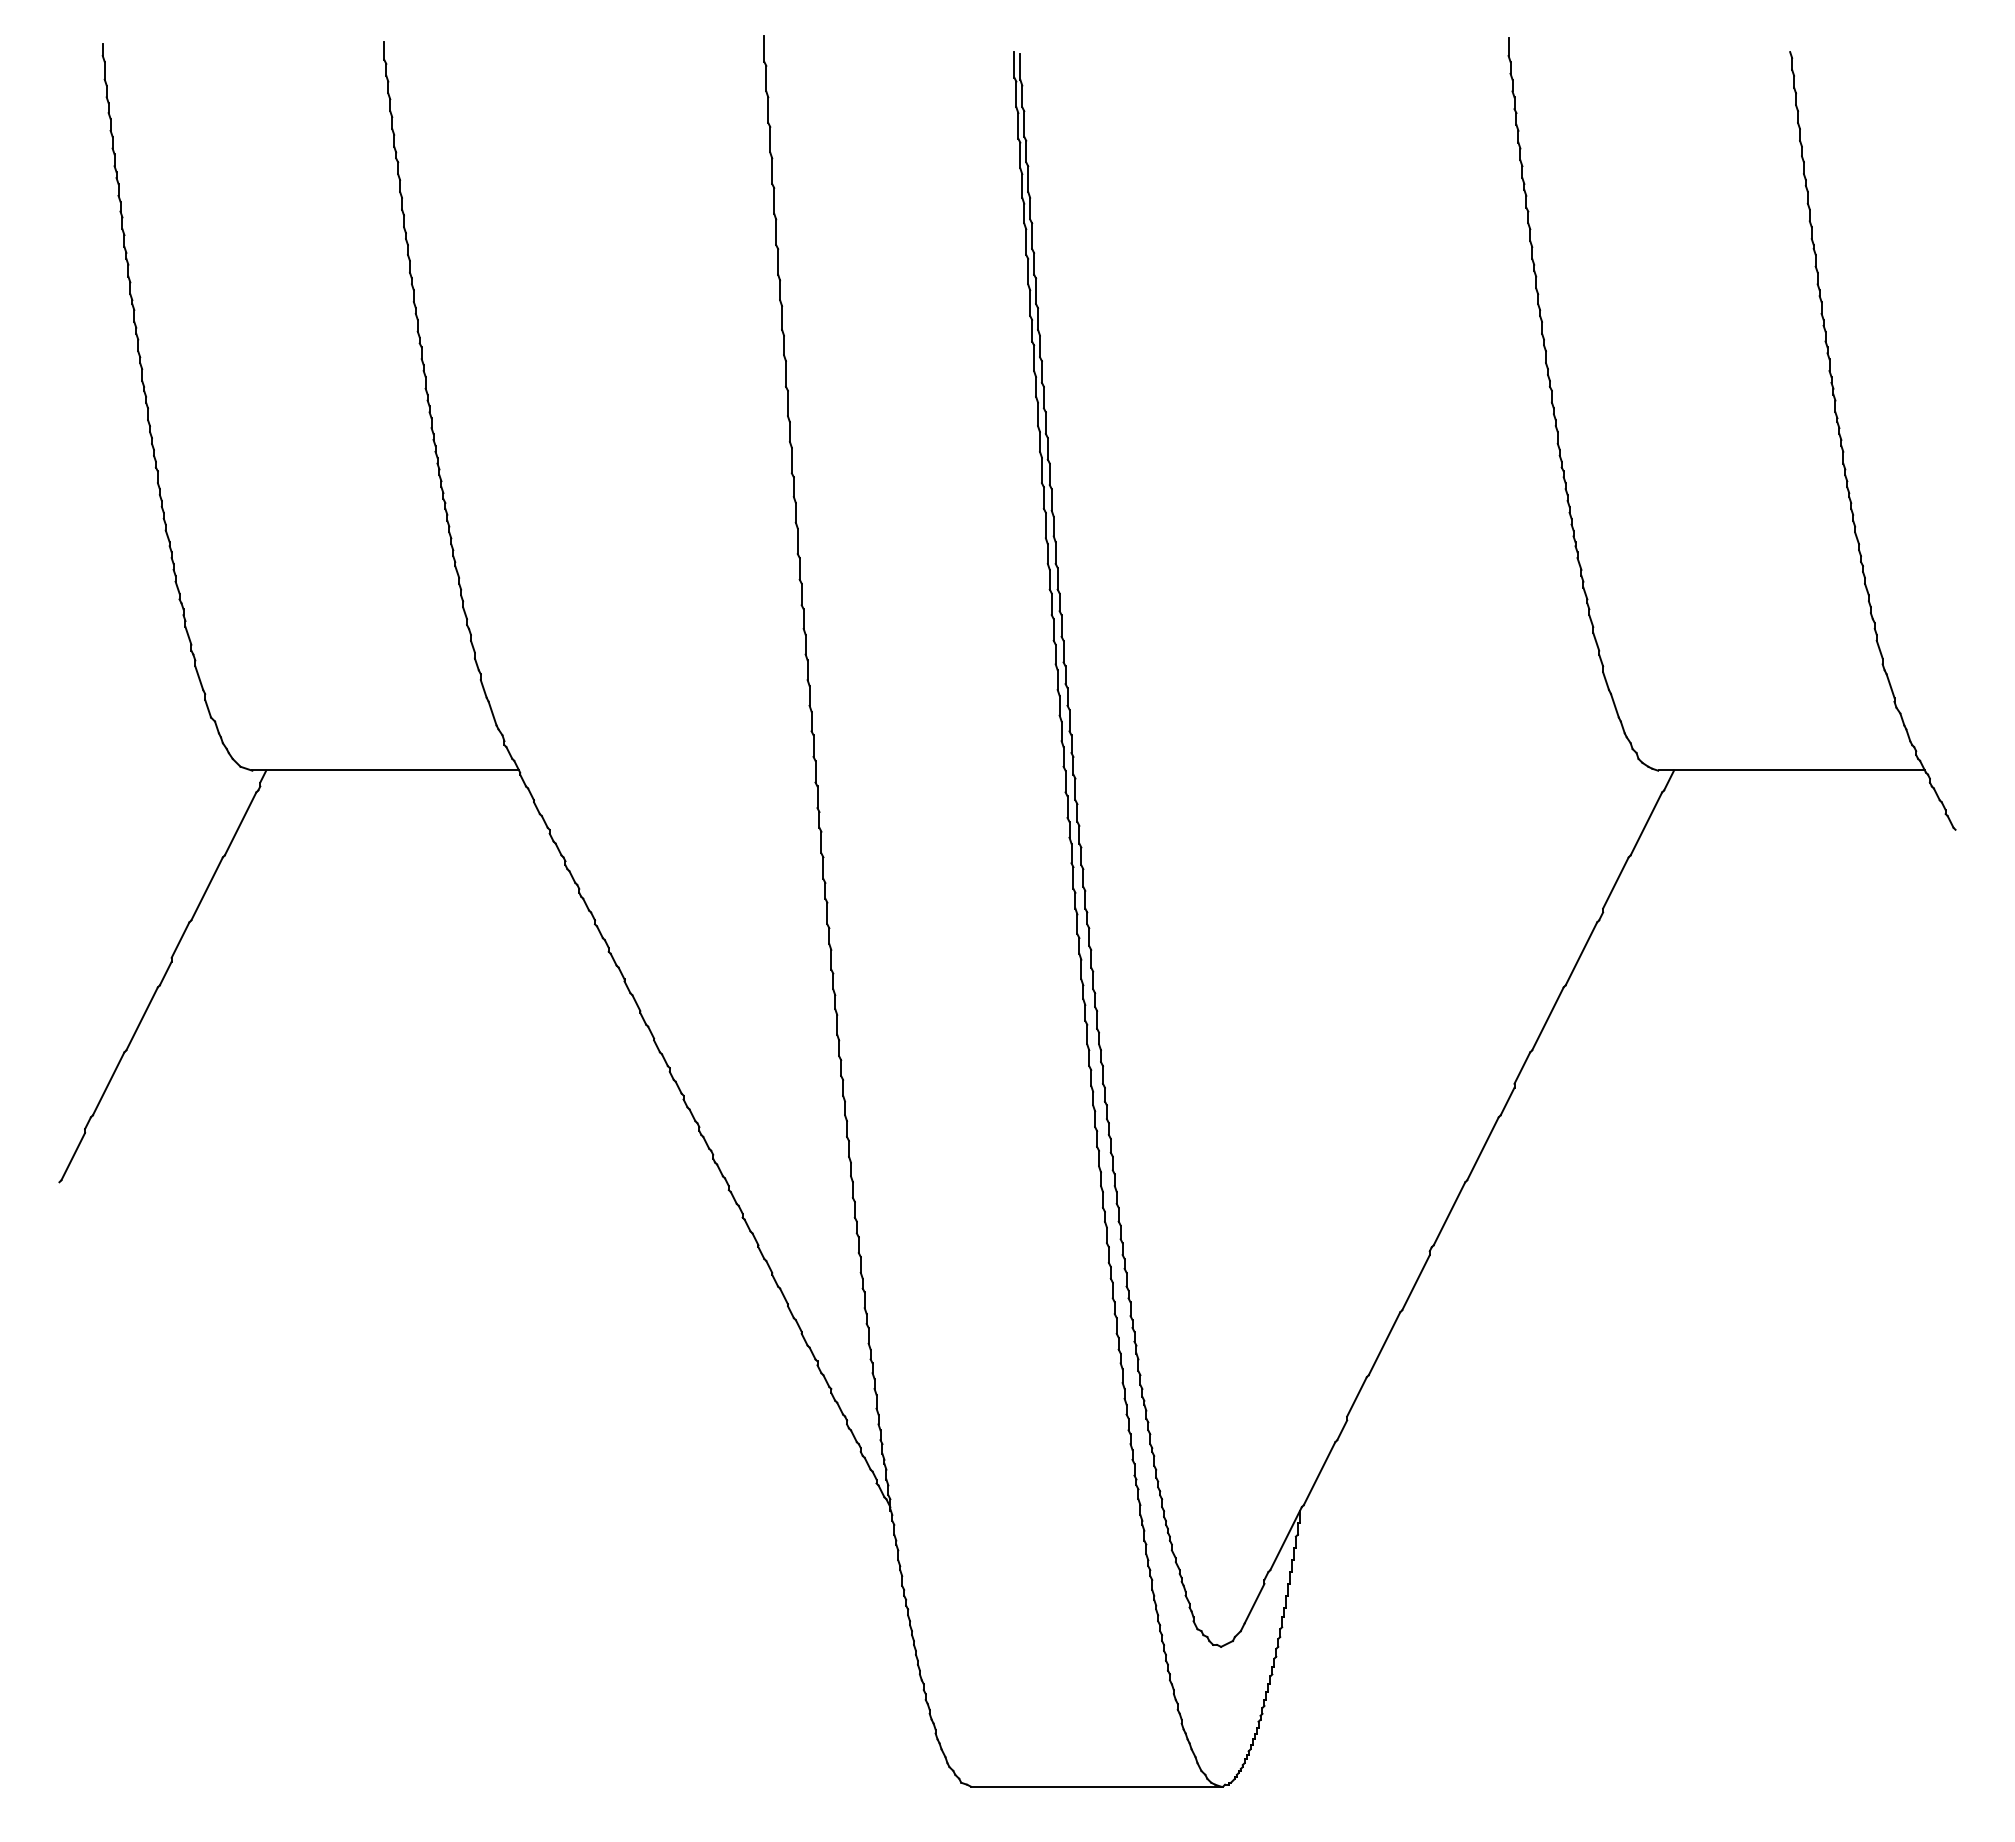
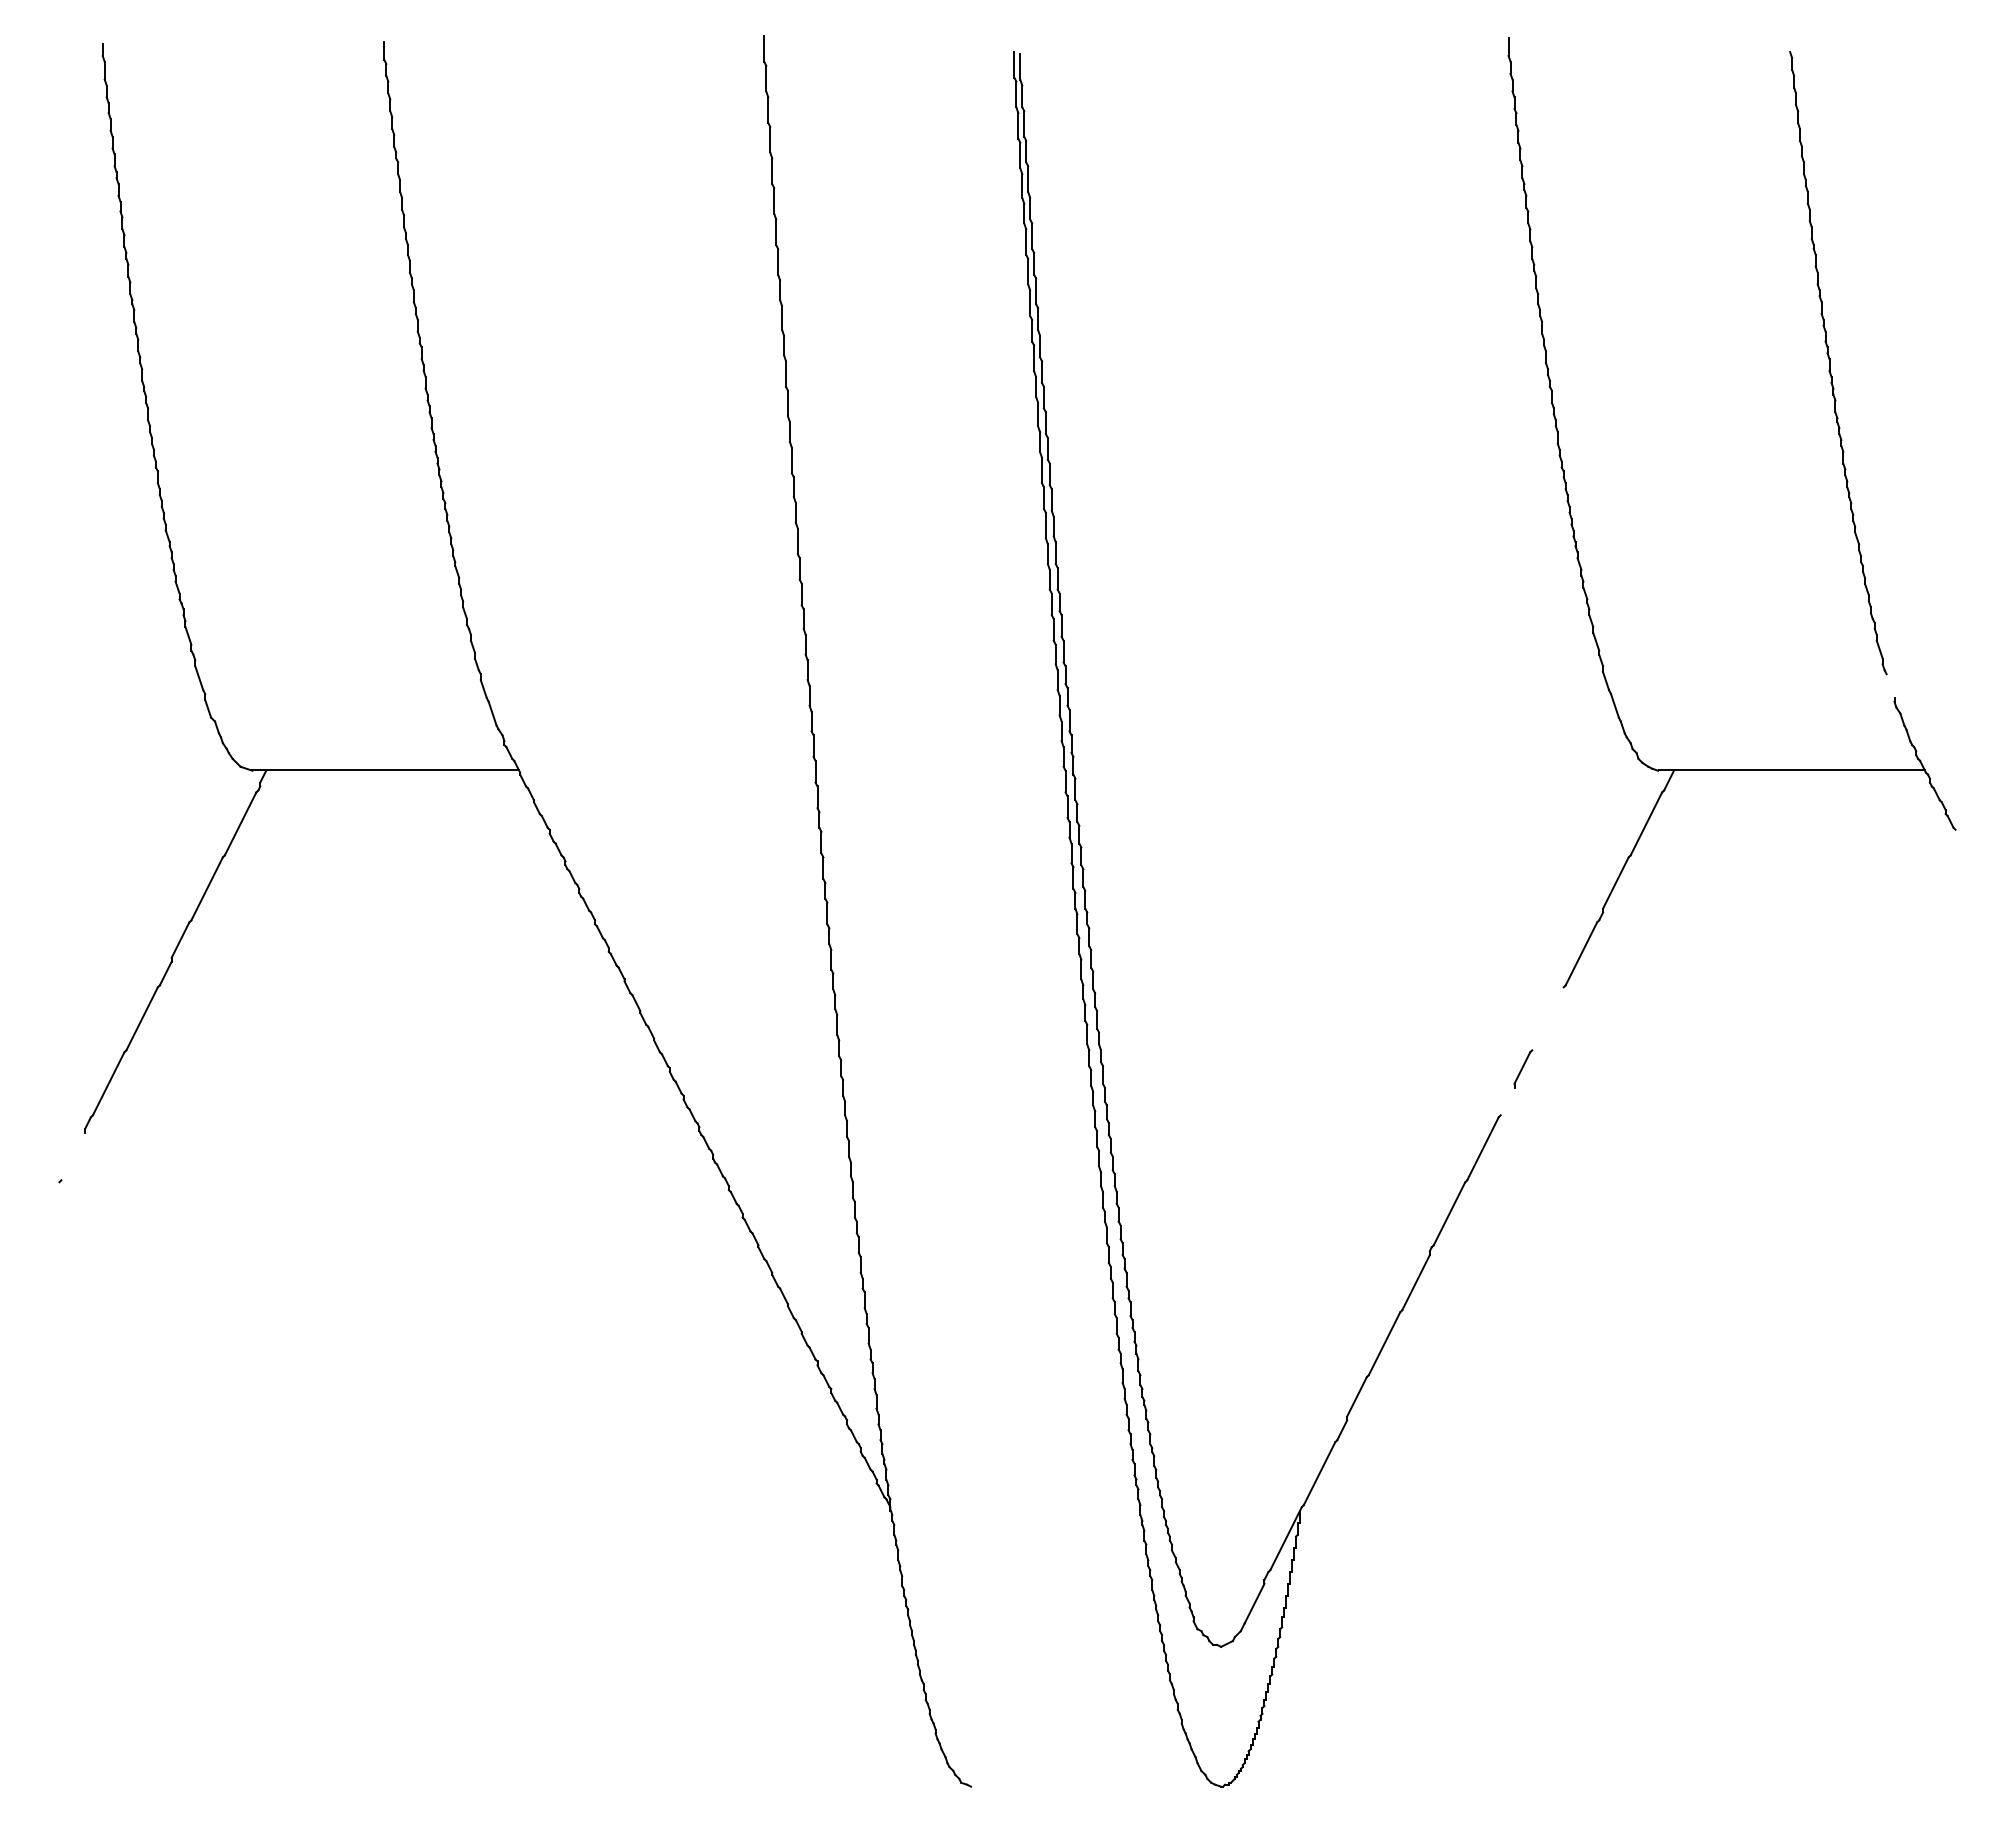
line: present -> none (1890, 685)
line: present -> none (1547, 1018)
line: present -> none (1507, 1101)
line: present -> none (73, 1156)
line: present -> none (1095, 1786)
